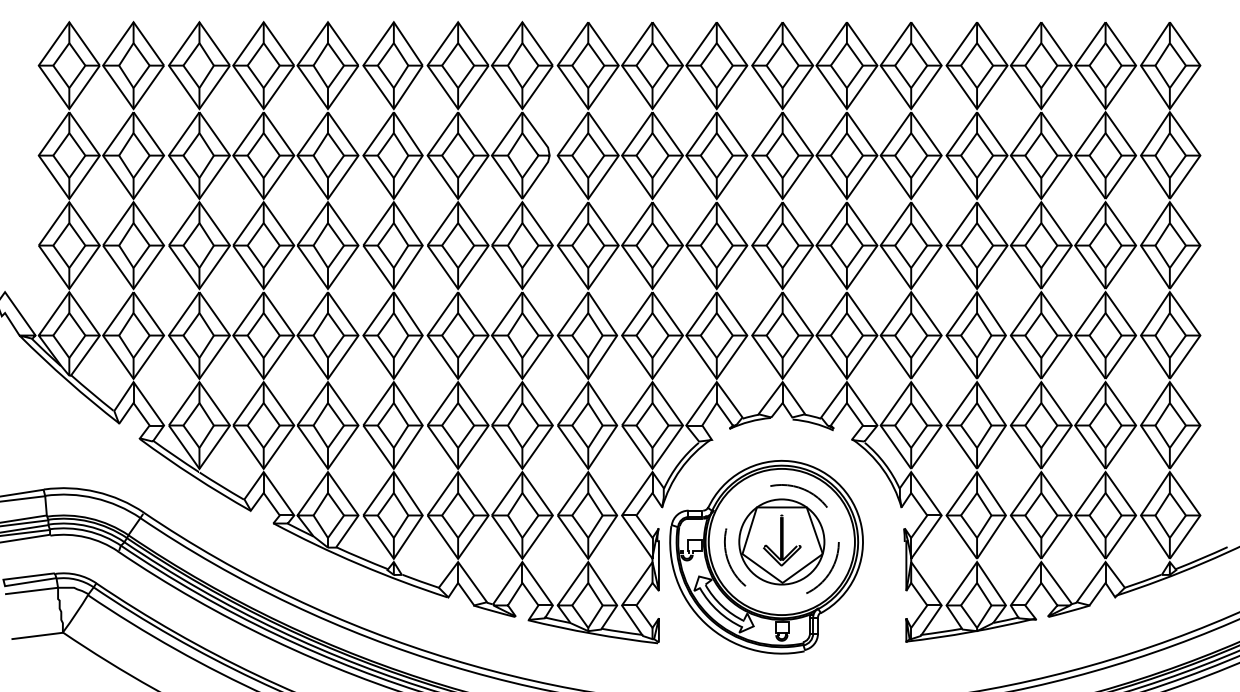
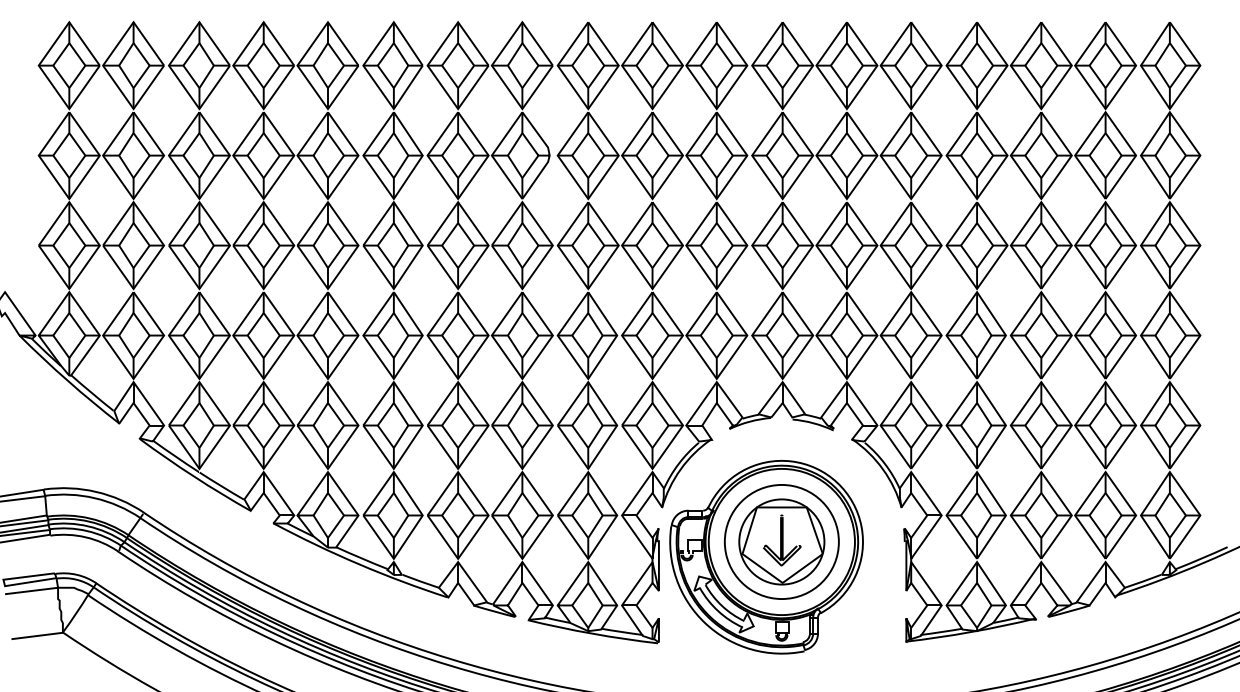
circle: dashed -> solid (781, 541)
